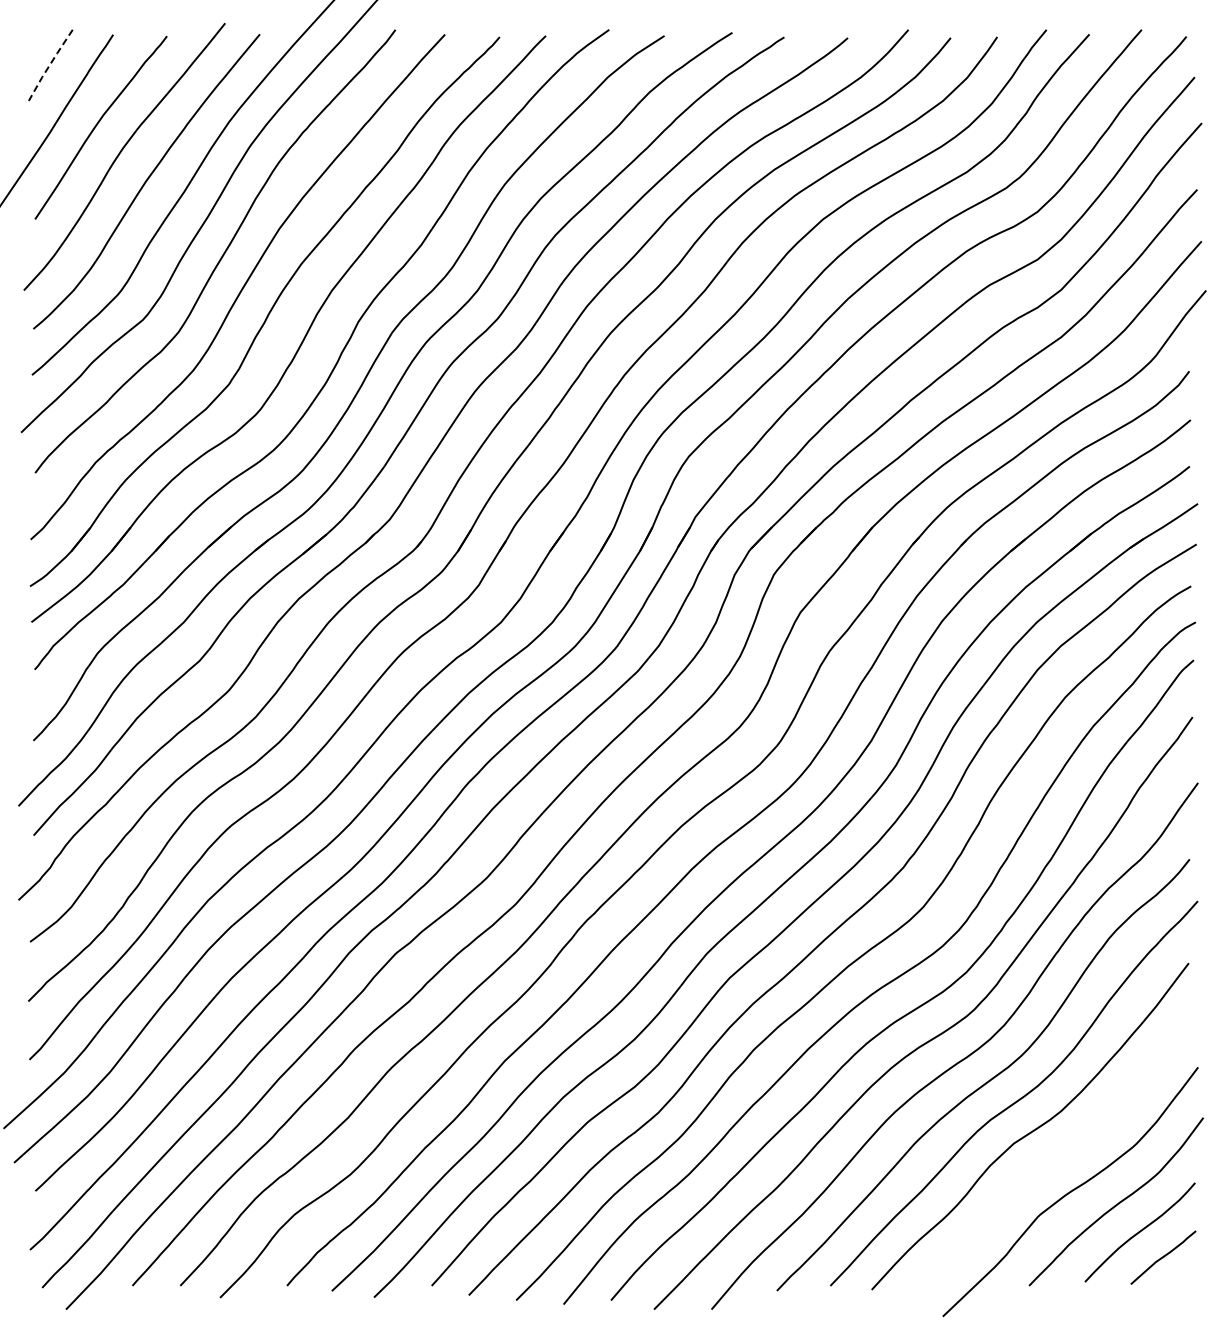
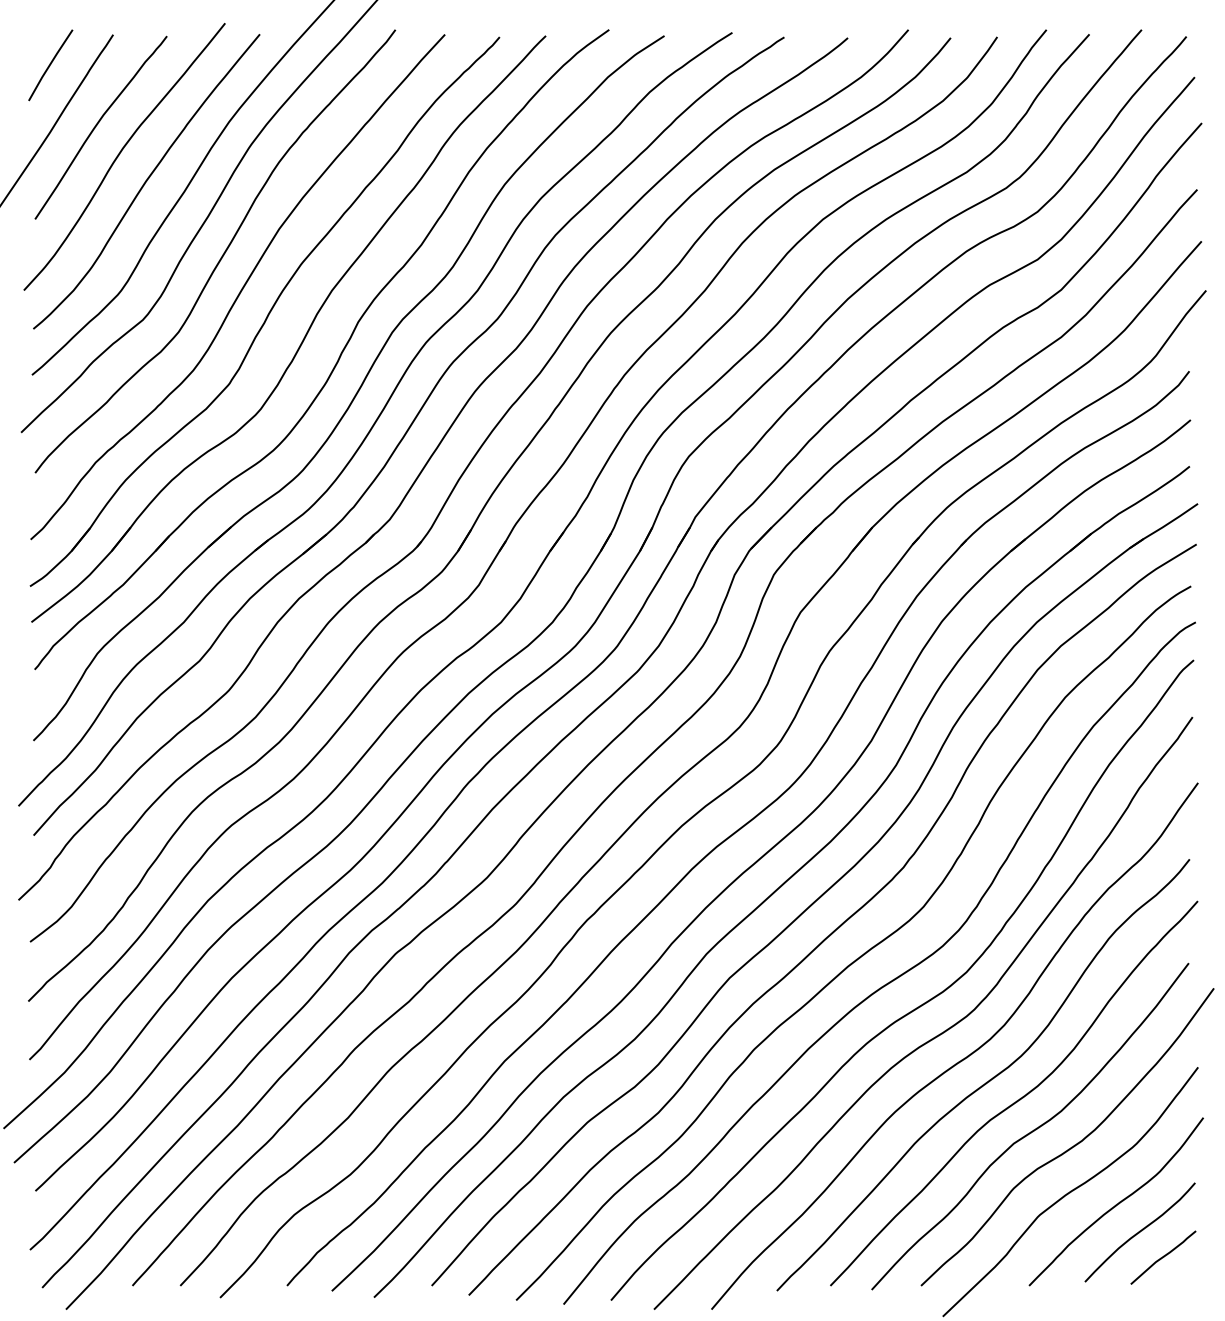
line: dashed -> solid (49, 65)
curve: none -> present (1071, 1146)
